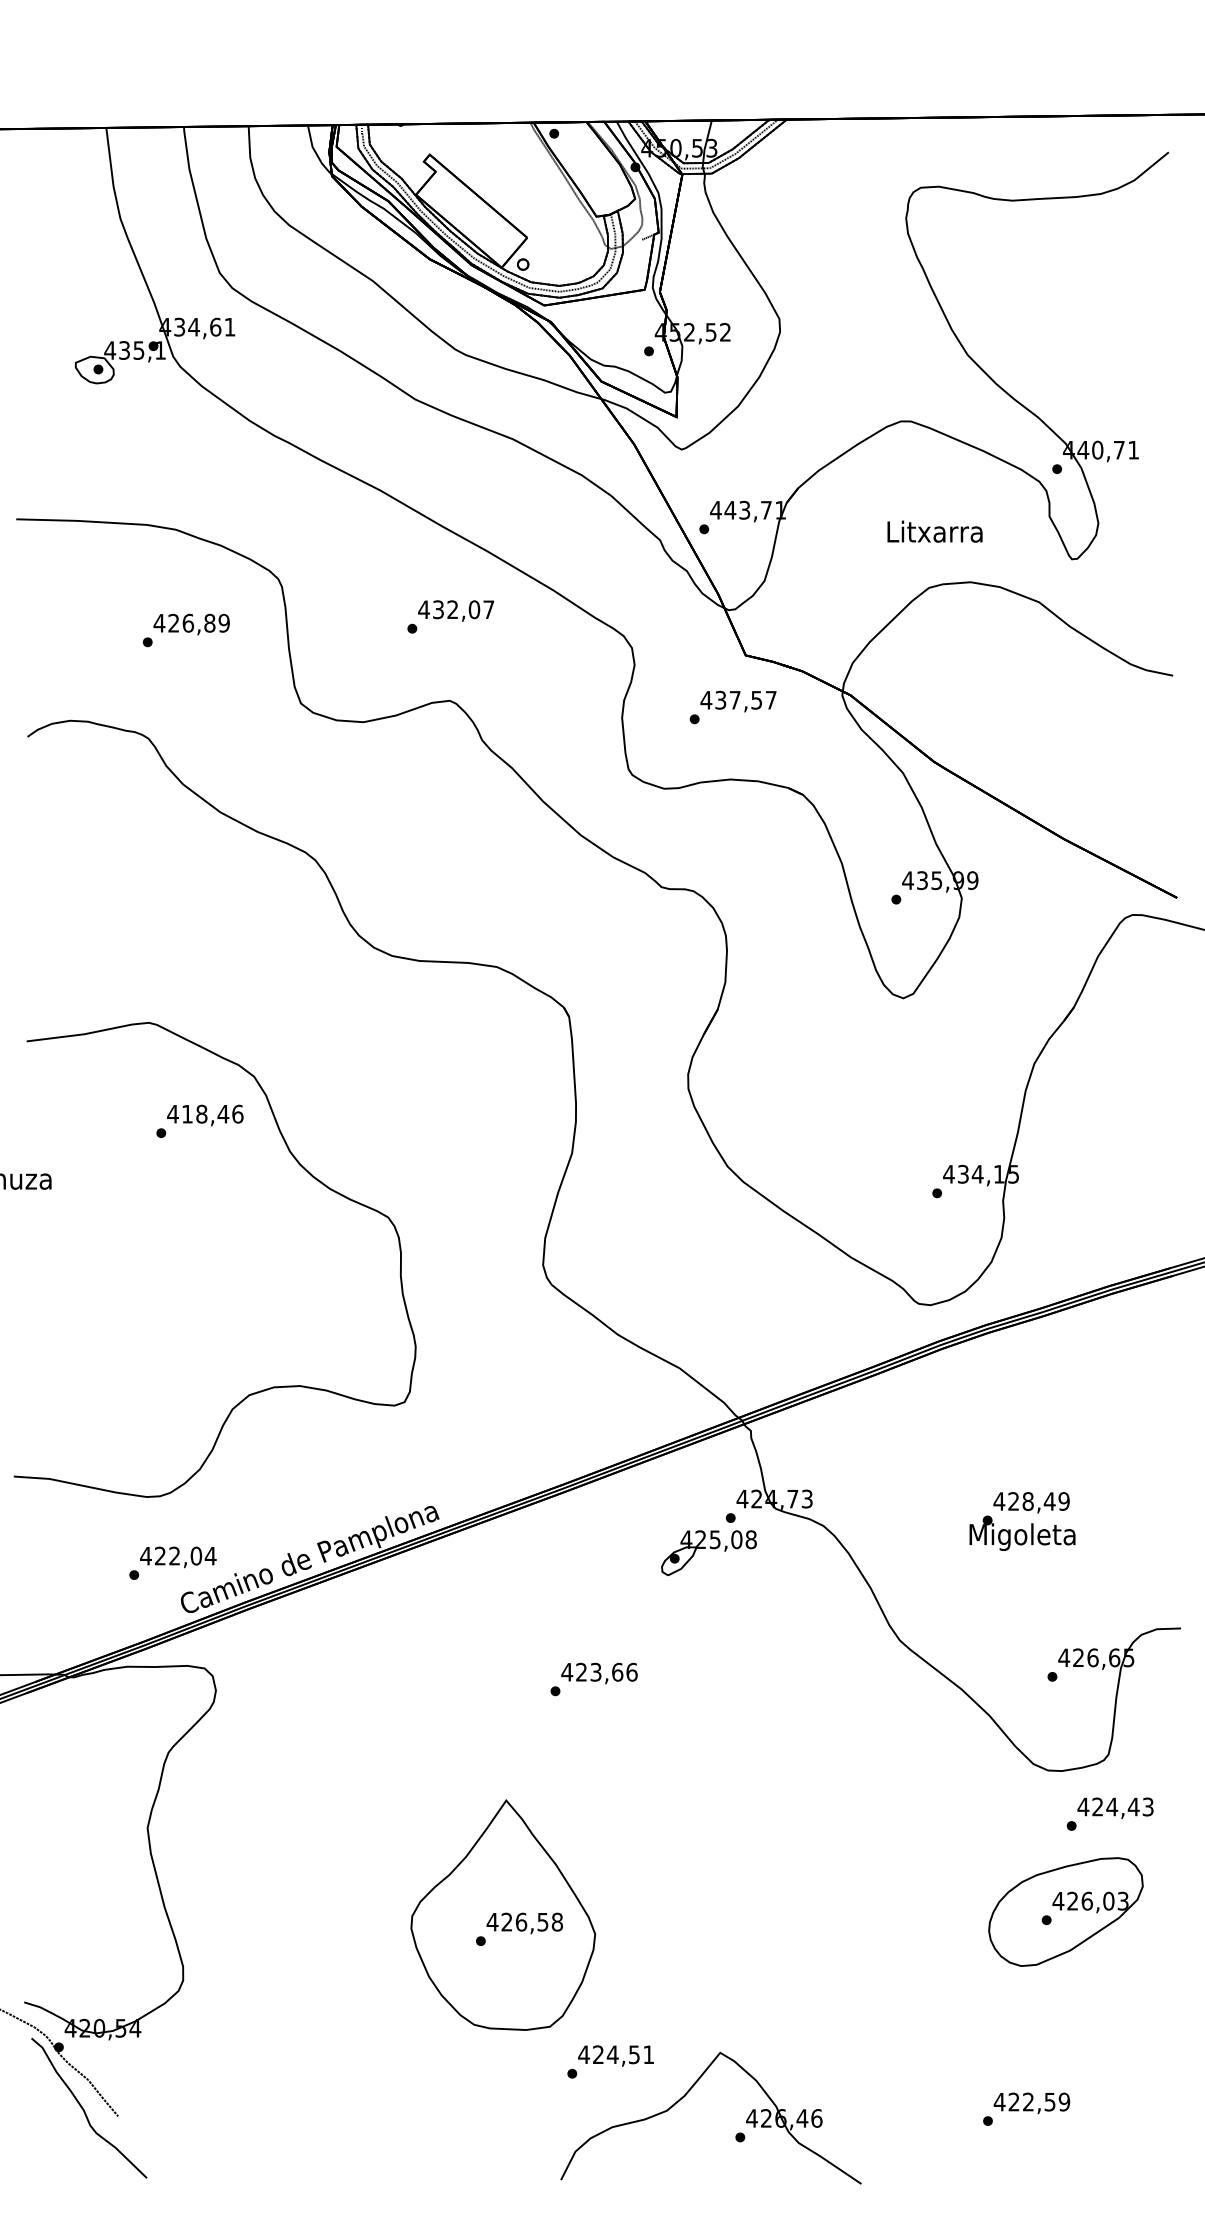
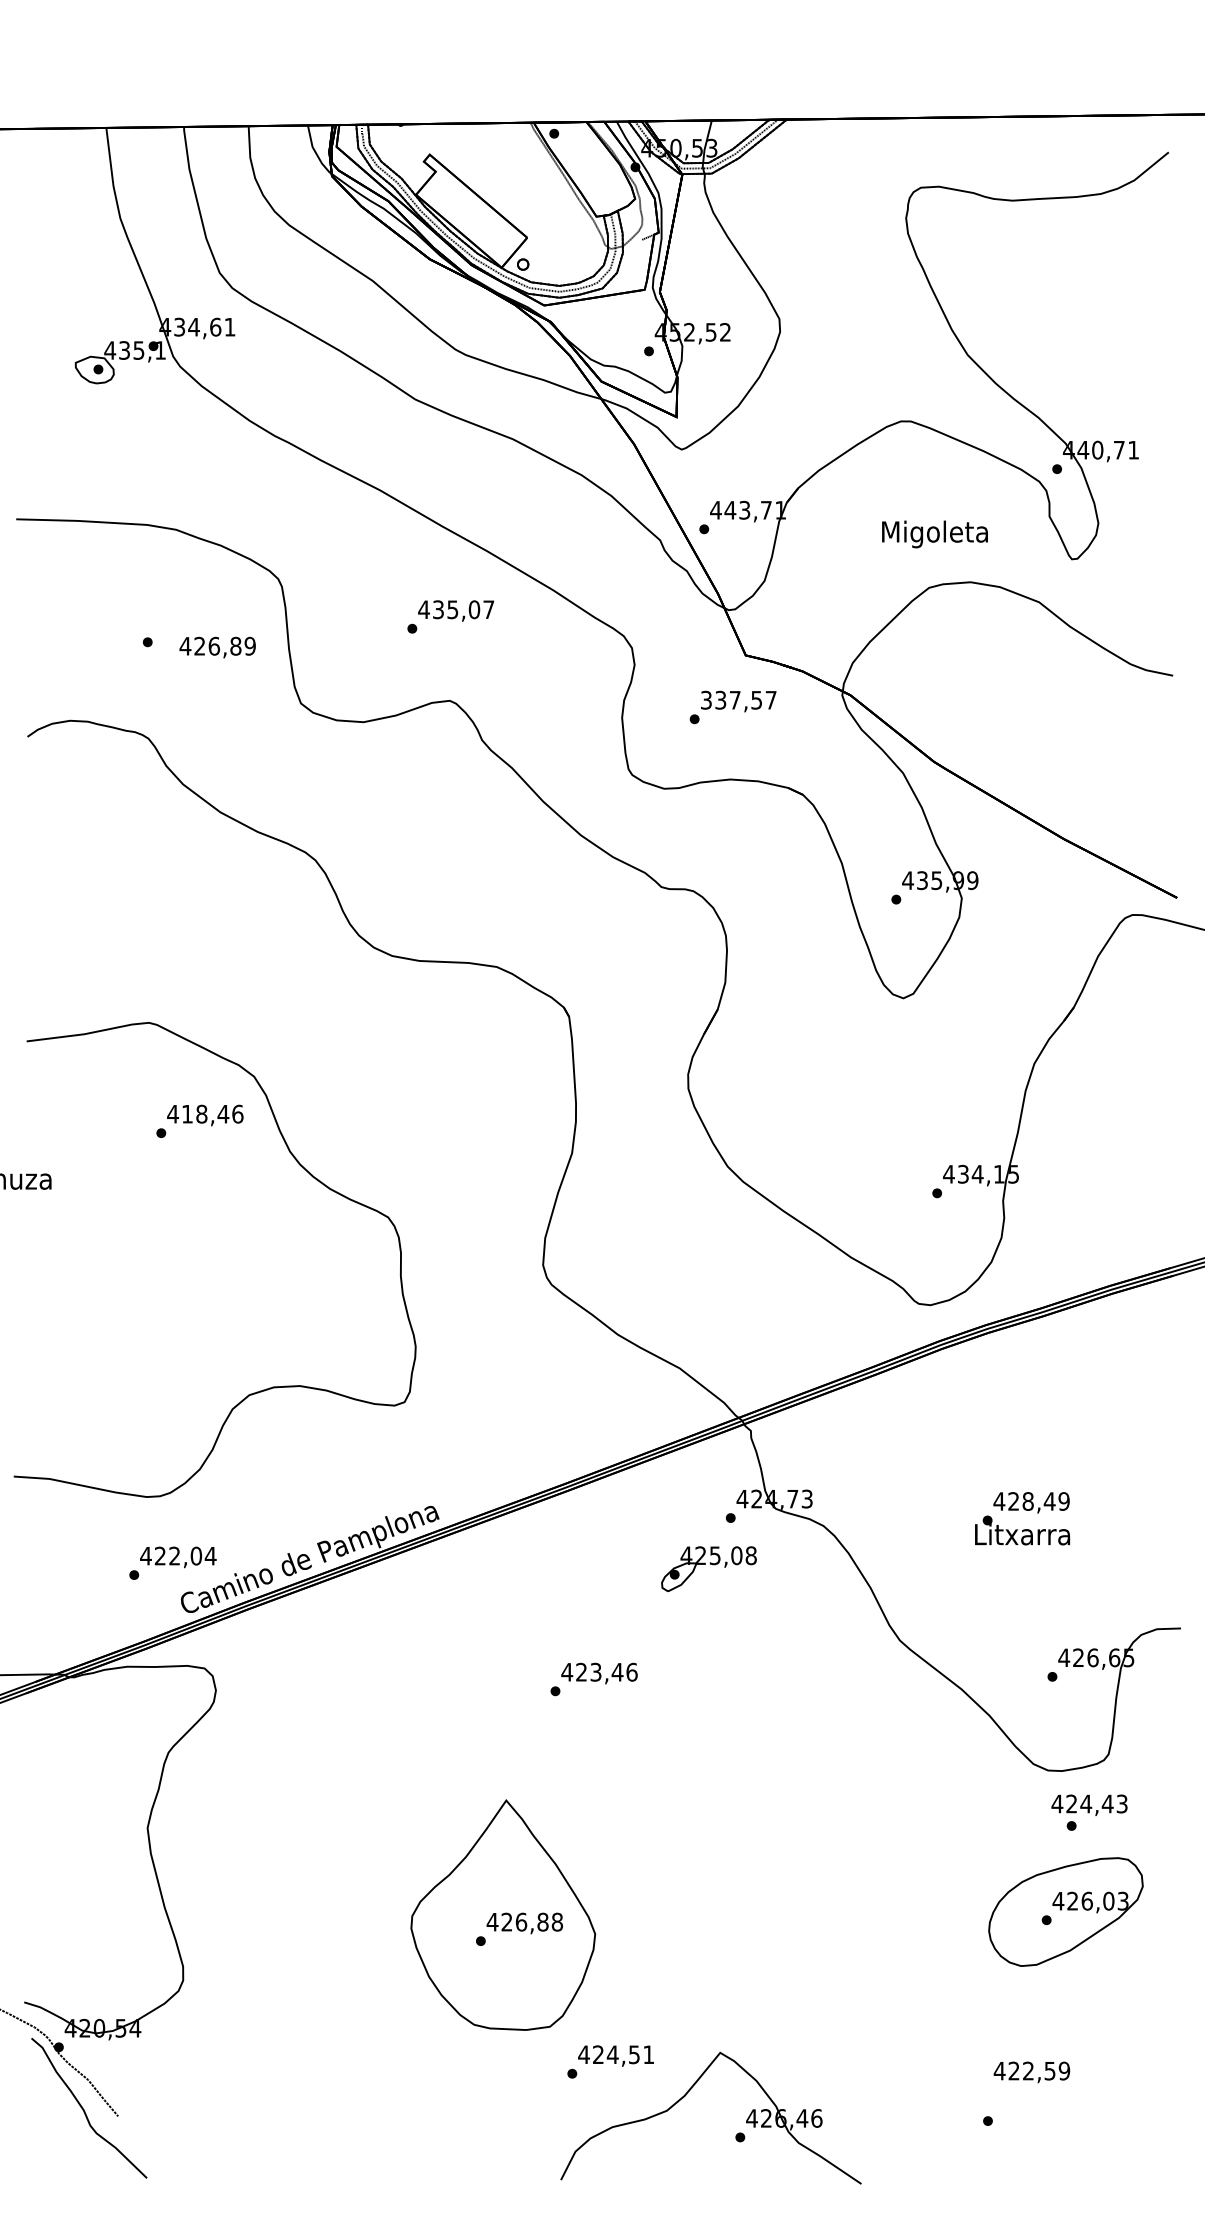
text: Litxarra -> Migoleta (934, 534)
text: 432,07 -> 435,07 (452, 609)
text position: (191, 624) -> (217, 647) (217, 647)
text: 437,57 -> 337,57 (706, 699)
text: Migoleta -> Litxarra (1022, 1536)
part position: (708, 1552) -> (708, 1568) (708, 1568)
text: 423,66 -> 423,46 (617, 1671)
text position: (1115, 1807) -> (1089, 1804) (1089, 1804)
text: 426,58 -> 426,88 (542, 1921)
text position: (1031, 2103) -> (1031, 2072) (1031, 2072)
